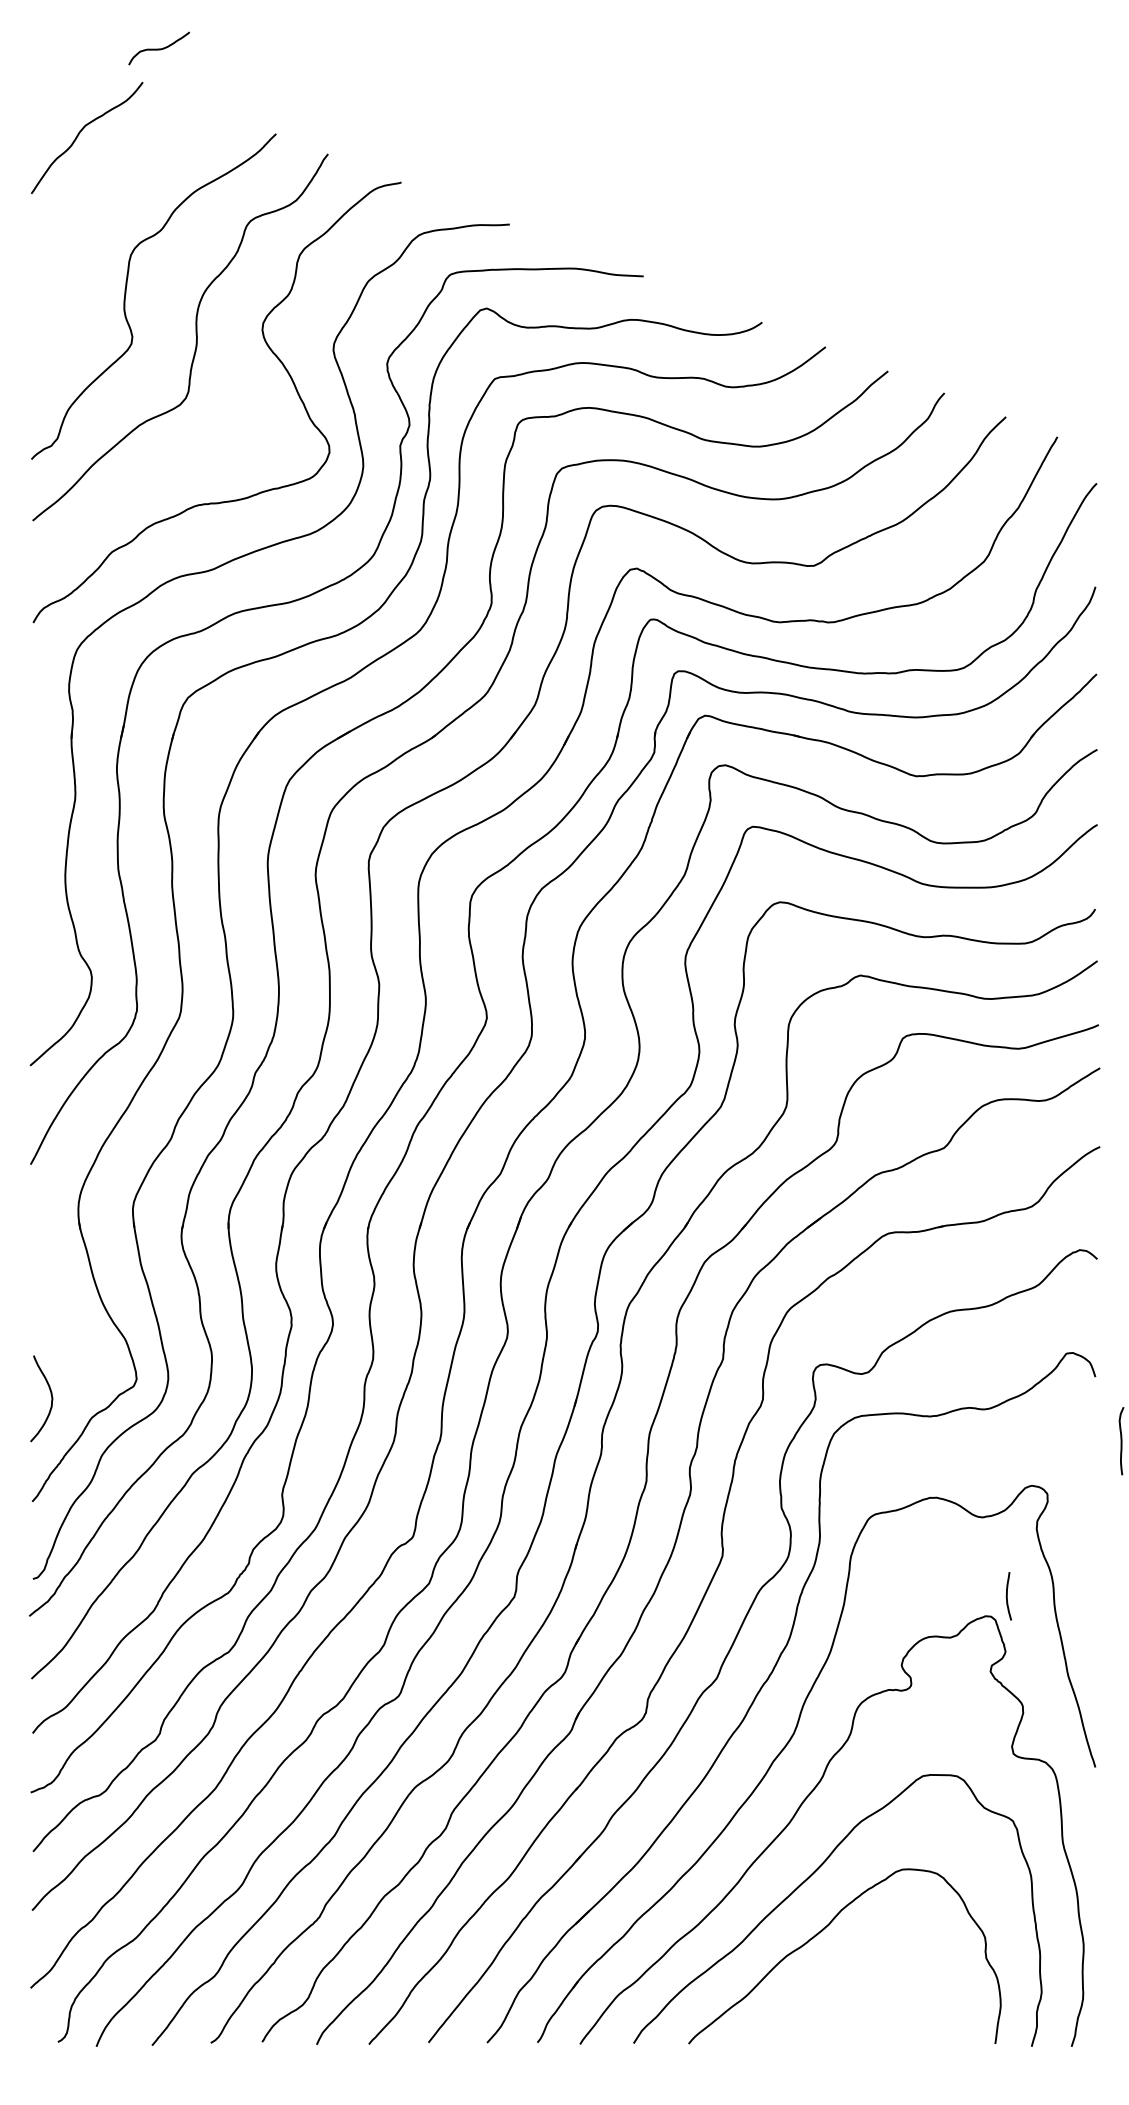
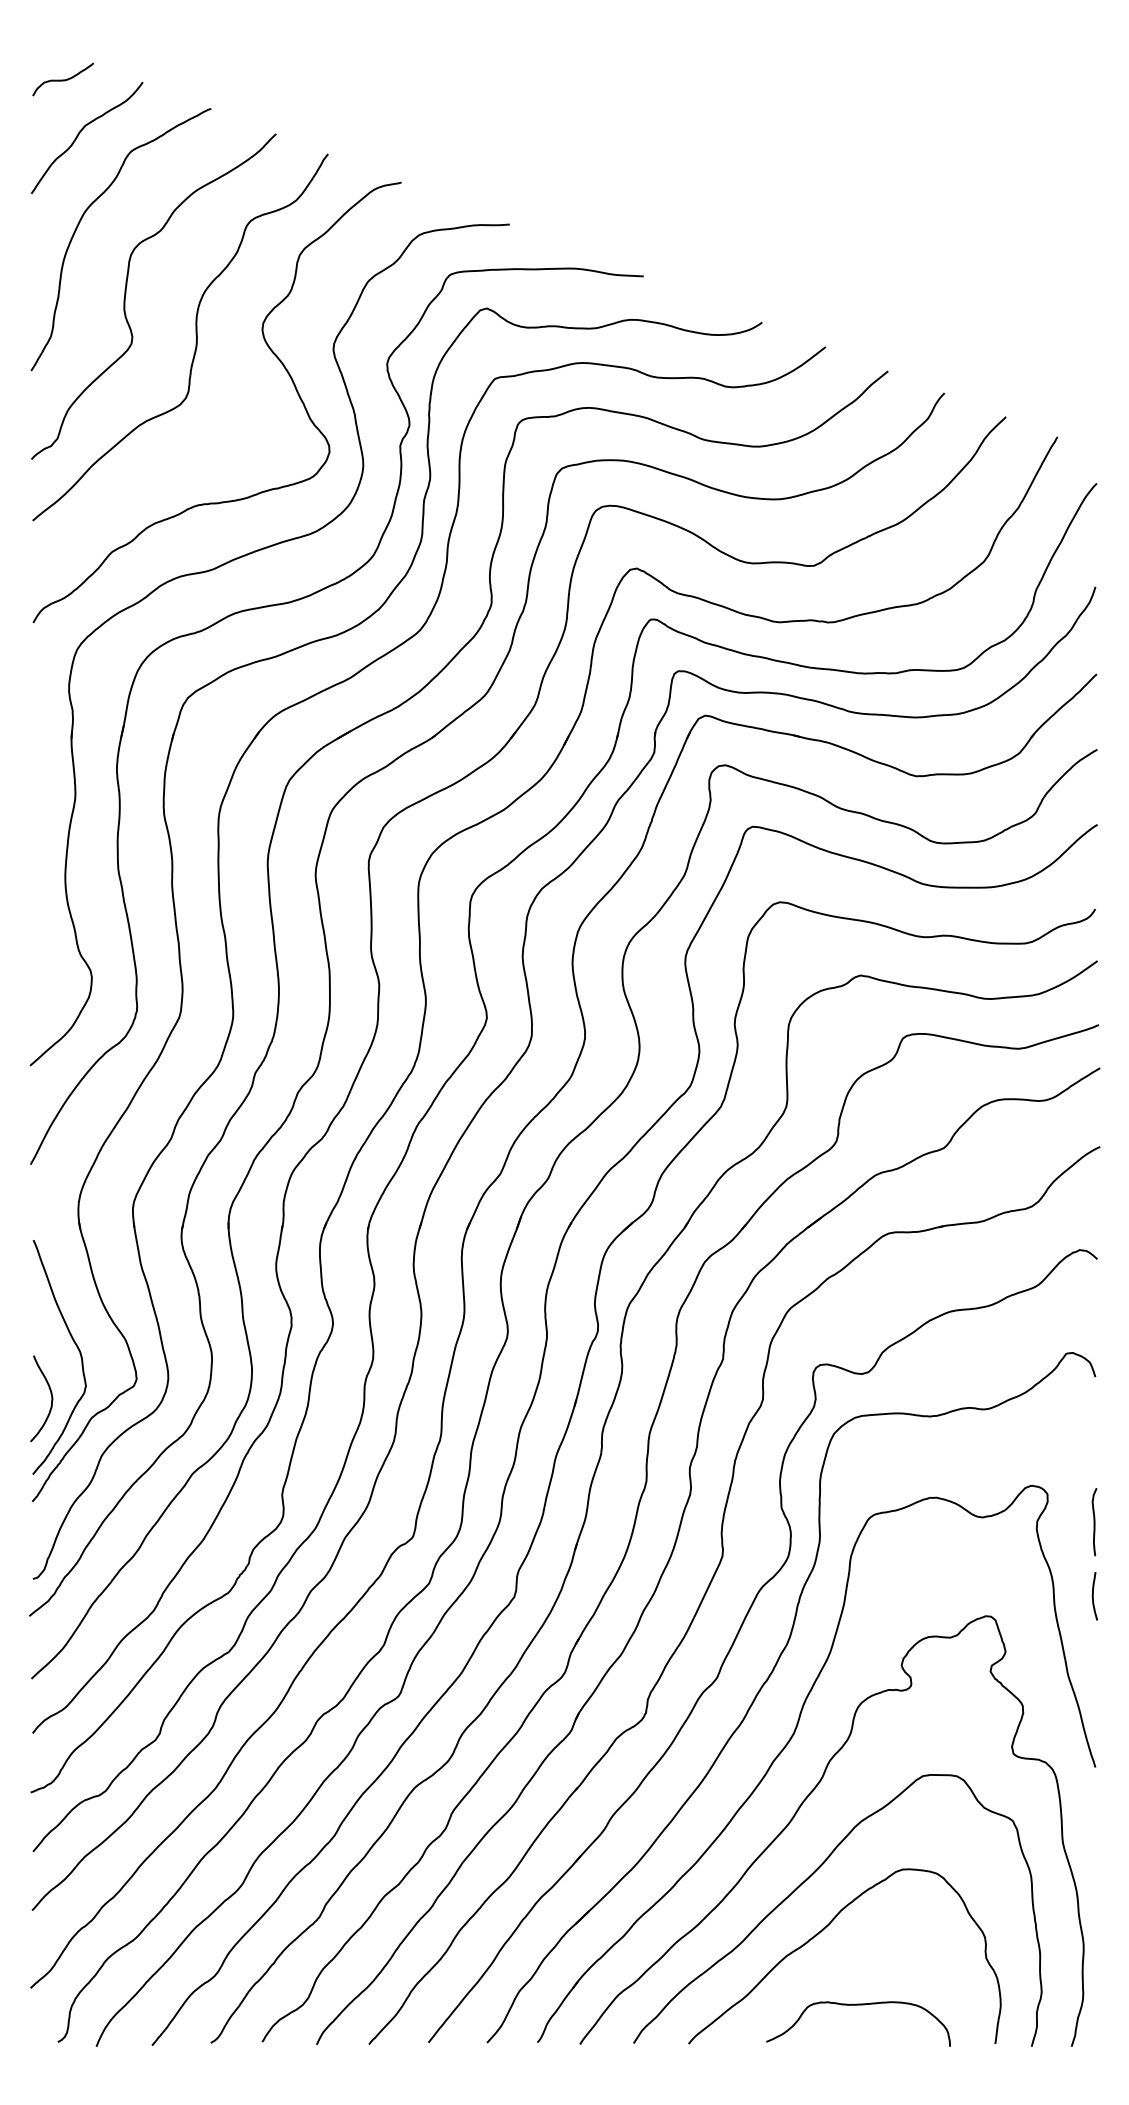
curve position: (158, 48) -> (62, 79) (62, 79)
curve: none -> present (81, 220)
curve: none -> present (77, 1349)
curve position: (1121, 1441) -> (1094, 1522) (1094, 1522)
curve position: (1007, 1596) -> (1093, 1596) (1093, 1596)
curve: none -> present (858, 2005)
